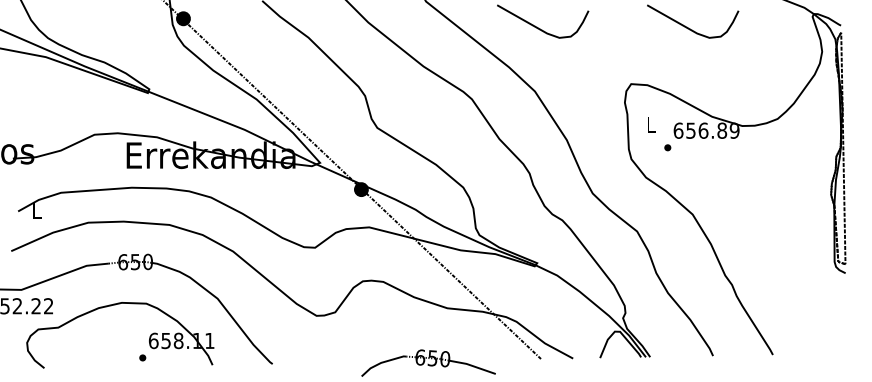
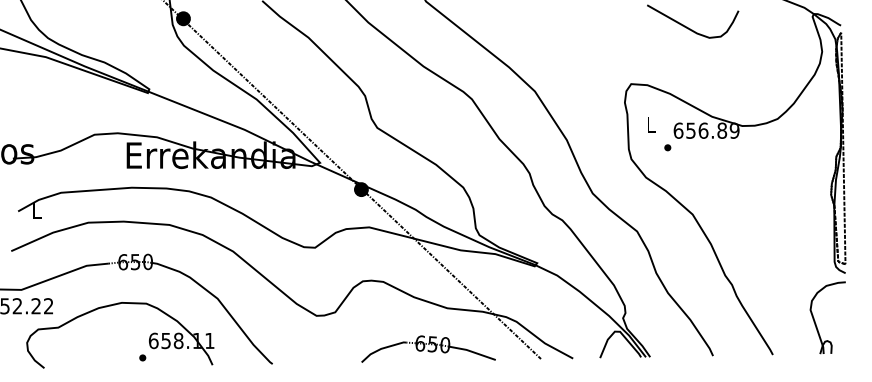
curve: present -> none (540, 28)
part: none -> present (815, 320)
part position: (428, 362) -> (428, 348) (428, 348)
